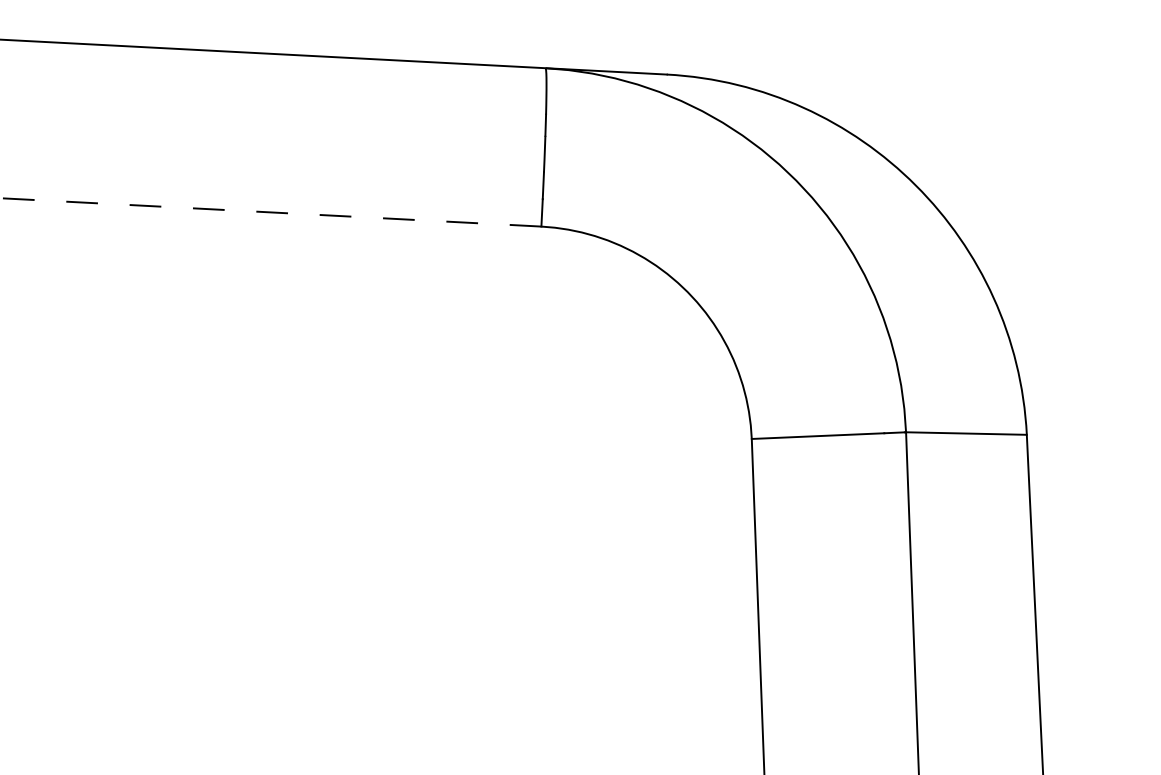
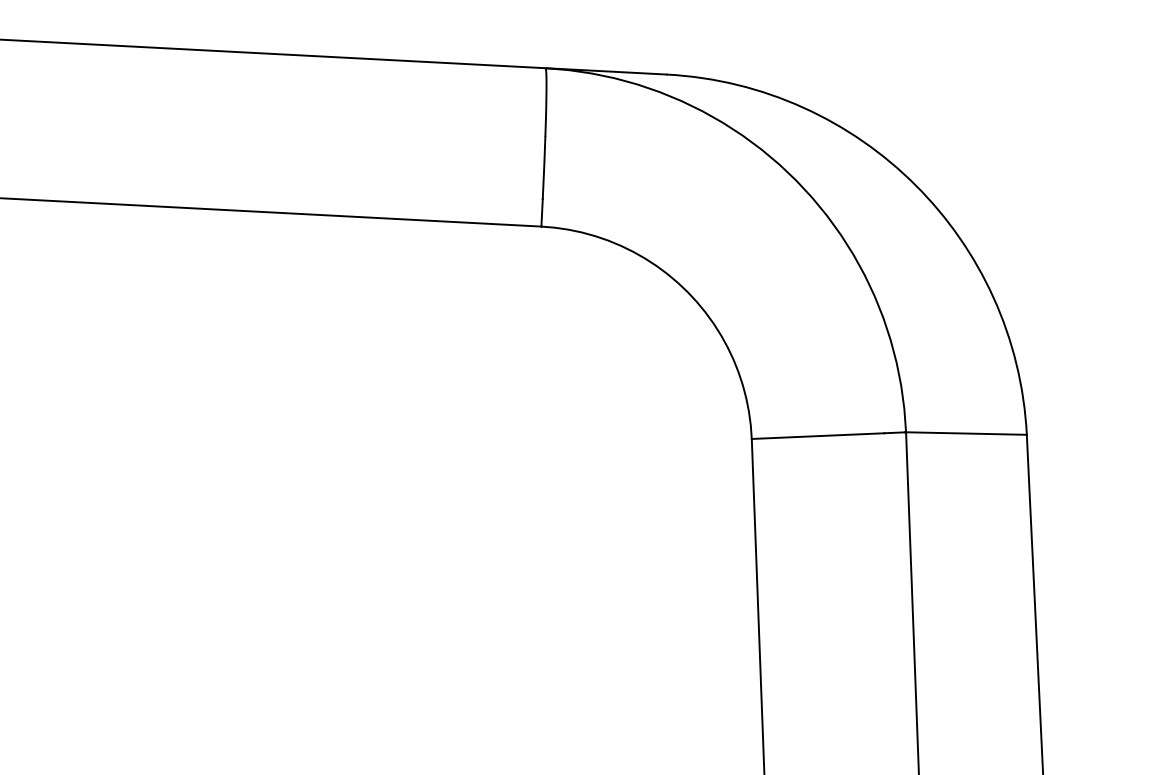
line: dashed -> solid (270, 212)
